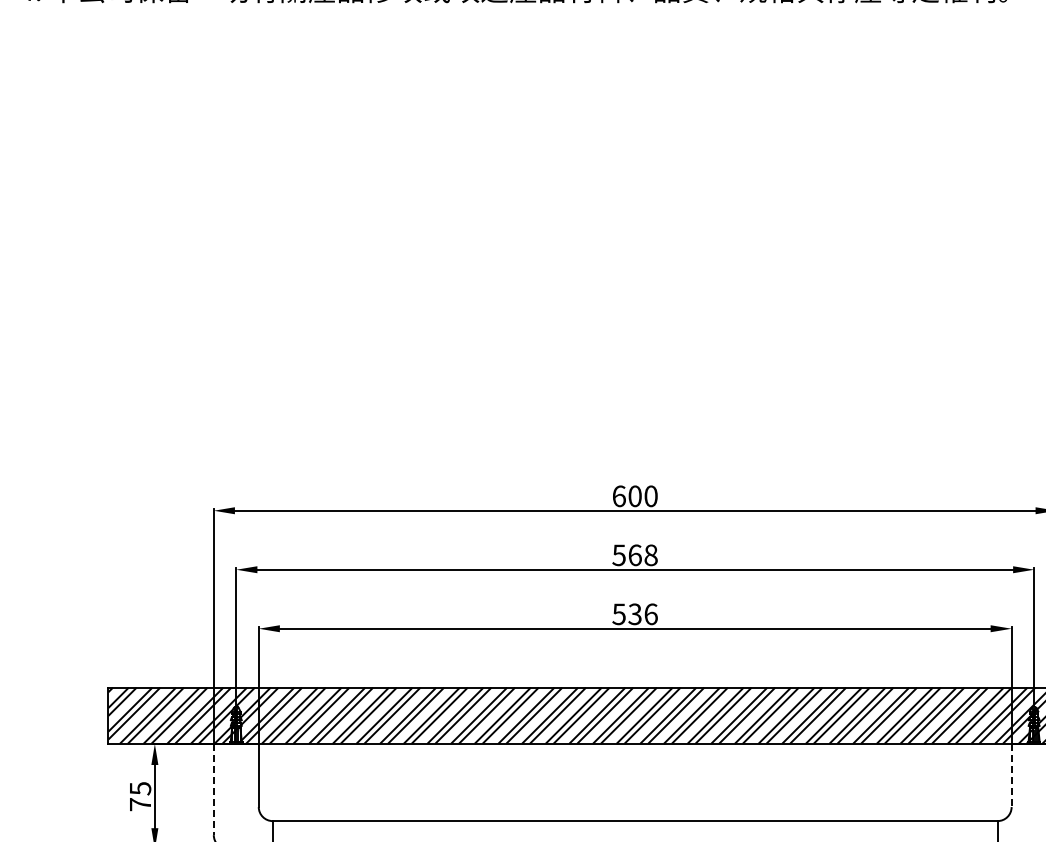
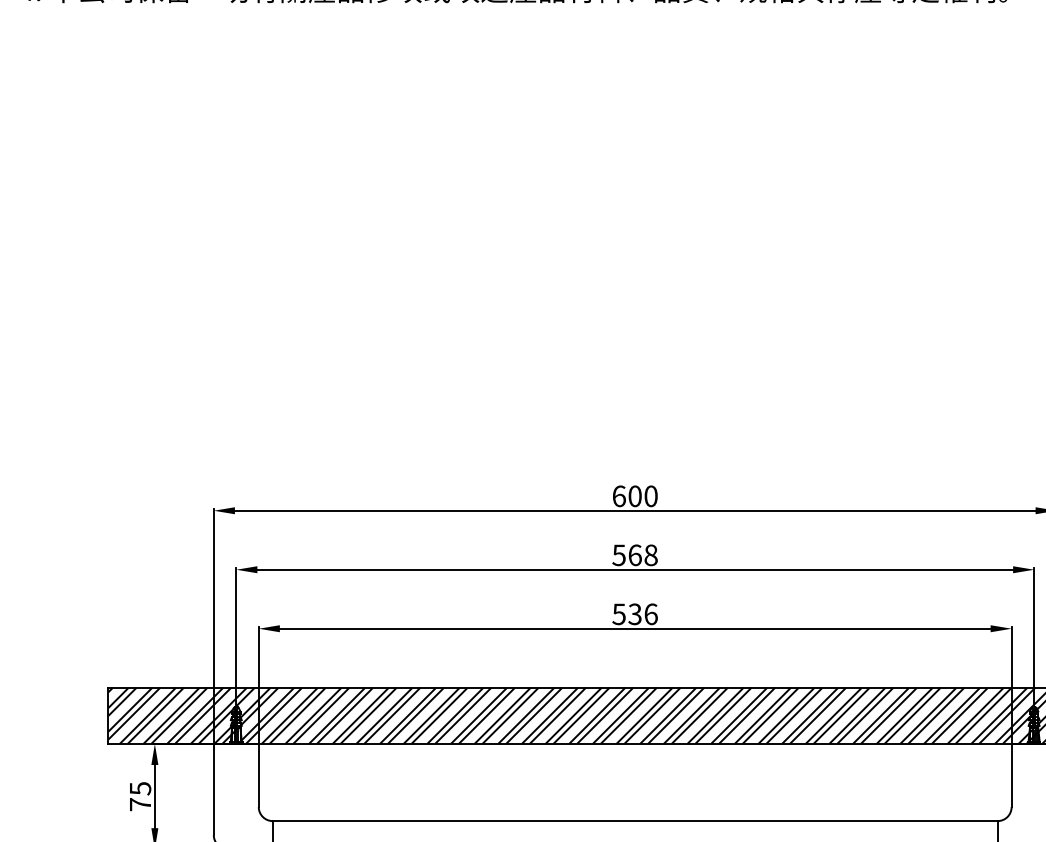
line: dashed -> solid (1011, 775)
line: dashed -> solid (213, 789)
